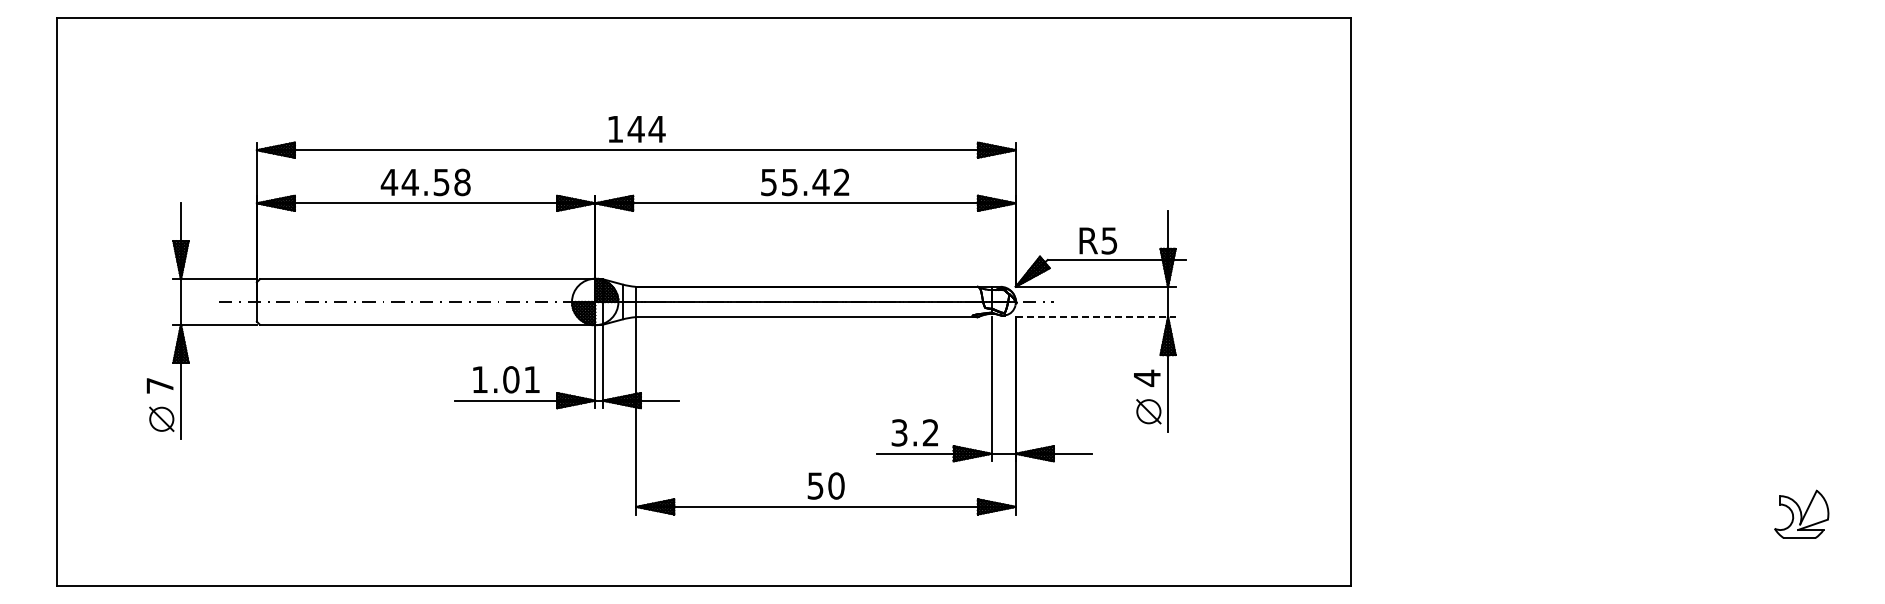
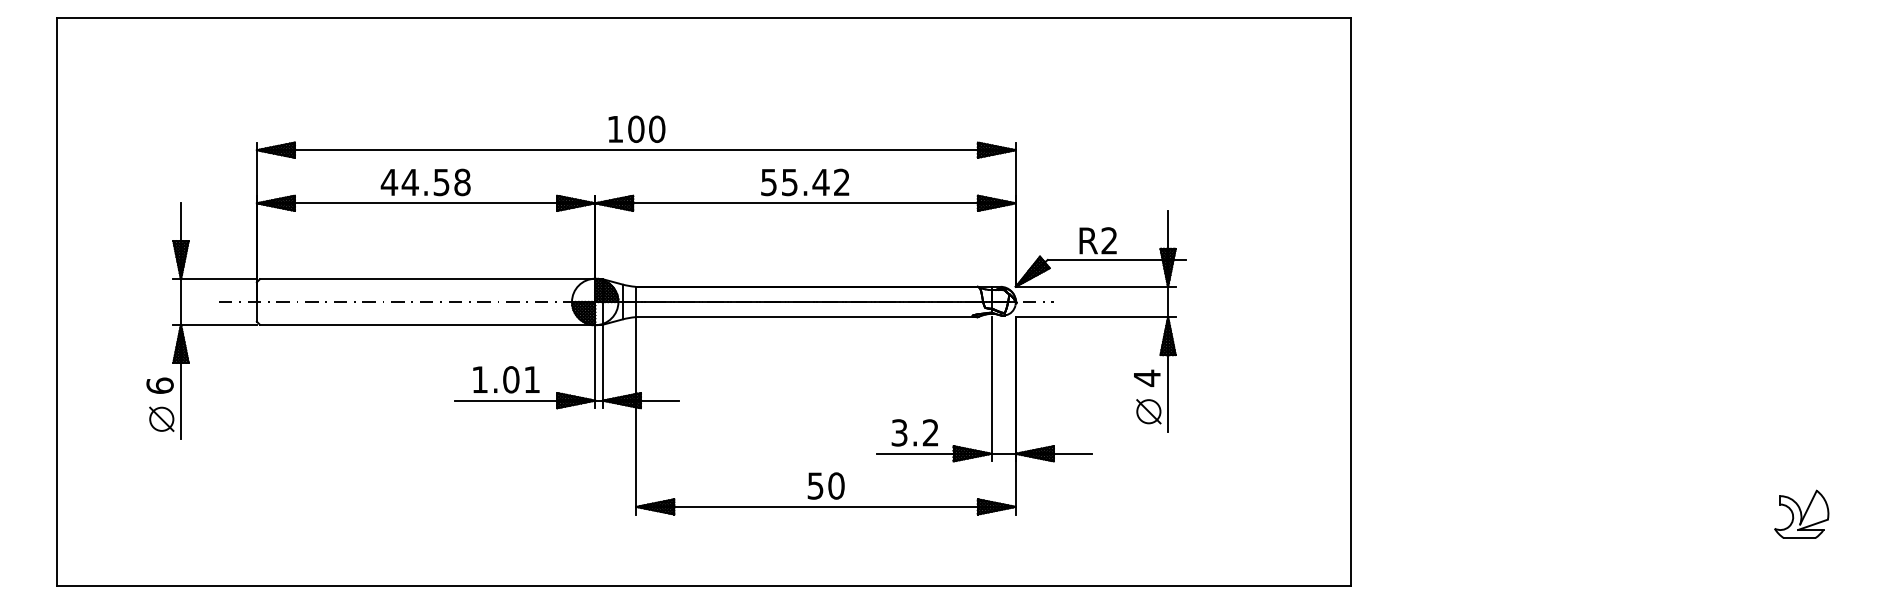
text: 144 -> 100 (646, 129)
text: R5 -> R2 (1109, 240)
line: dashed -> solid (1095, 317)
text: 7 -> 6 (159, 385)
